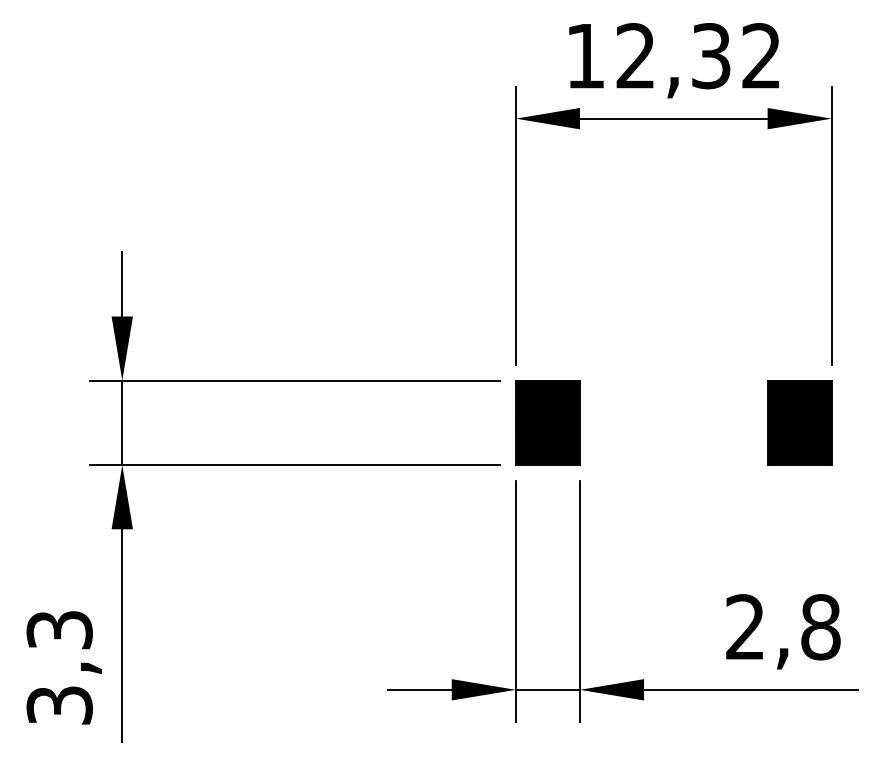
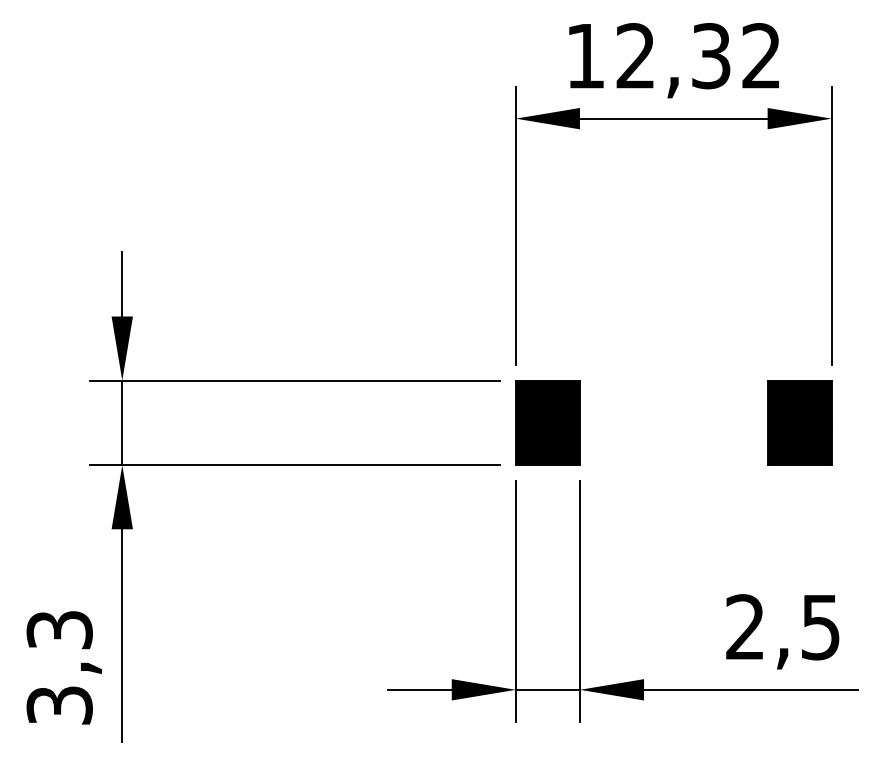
text: 2,8 -> 2,5 (820, 627)
